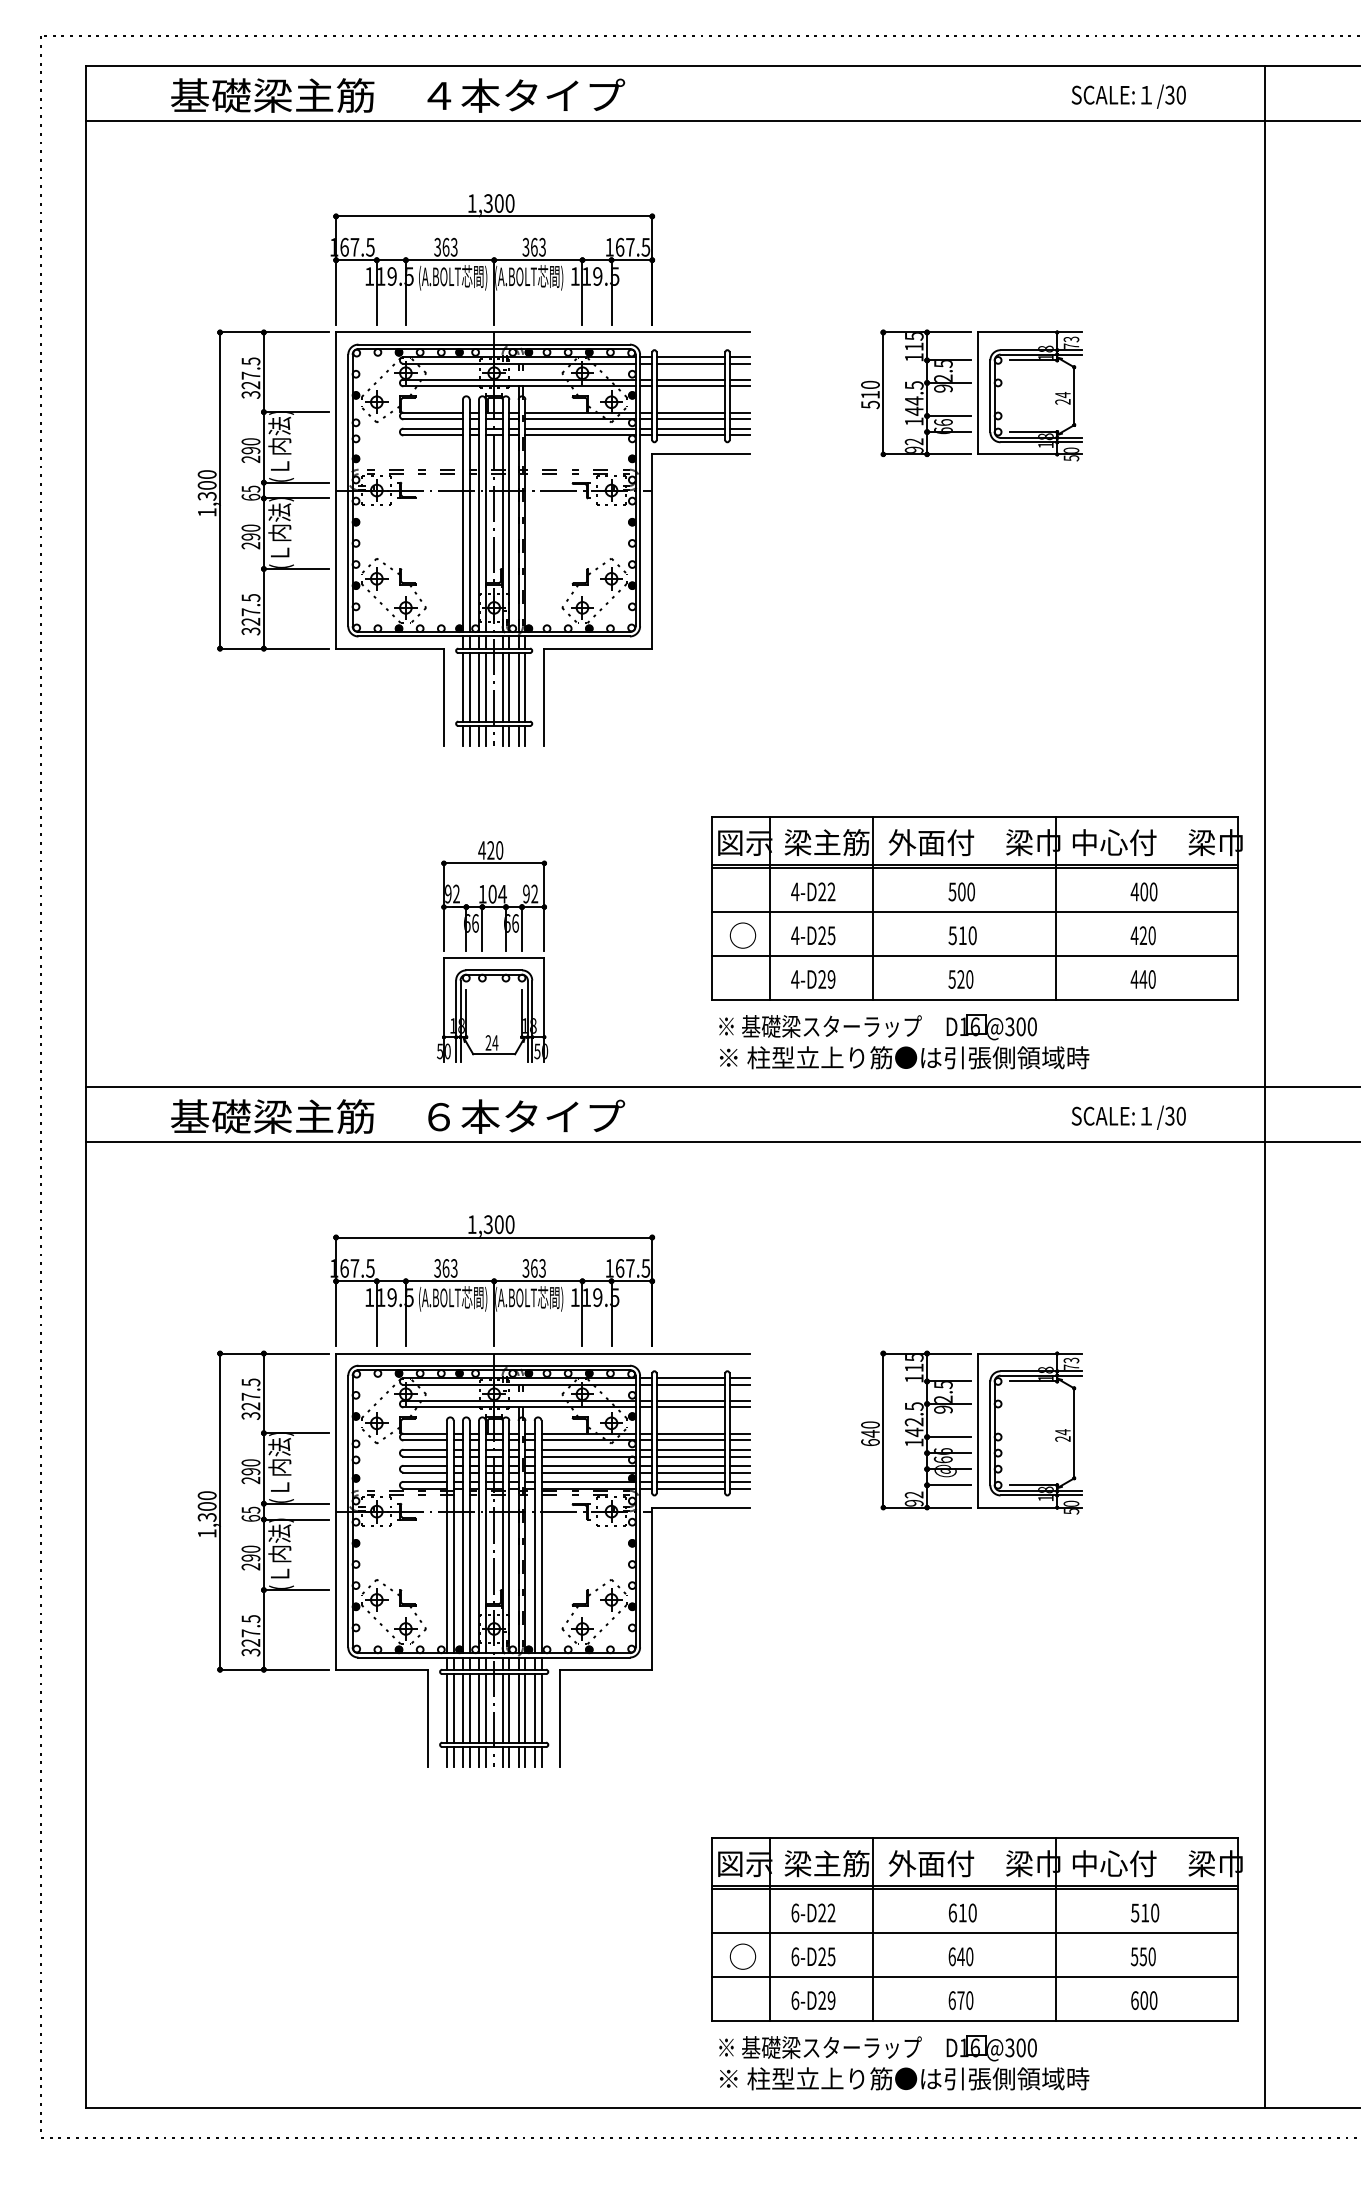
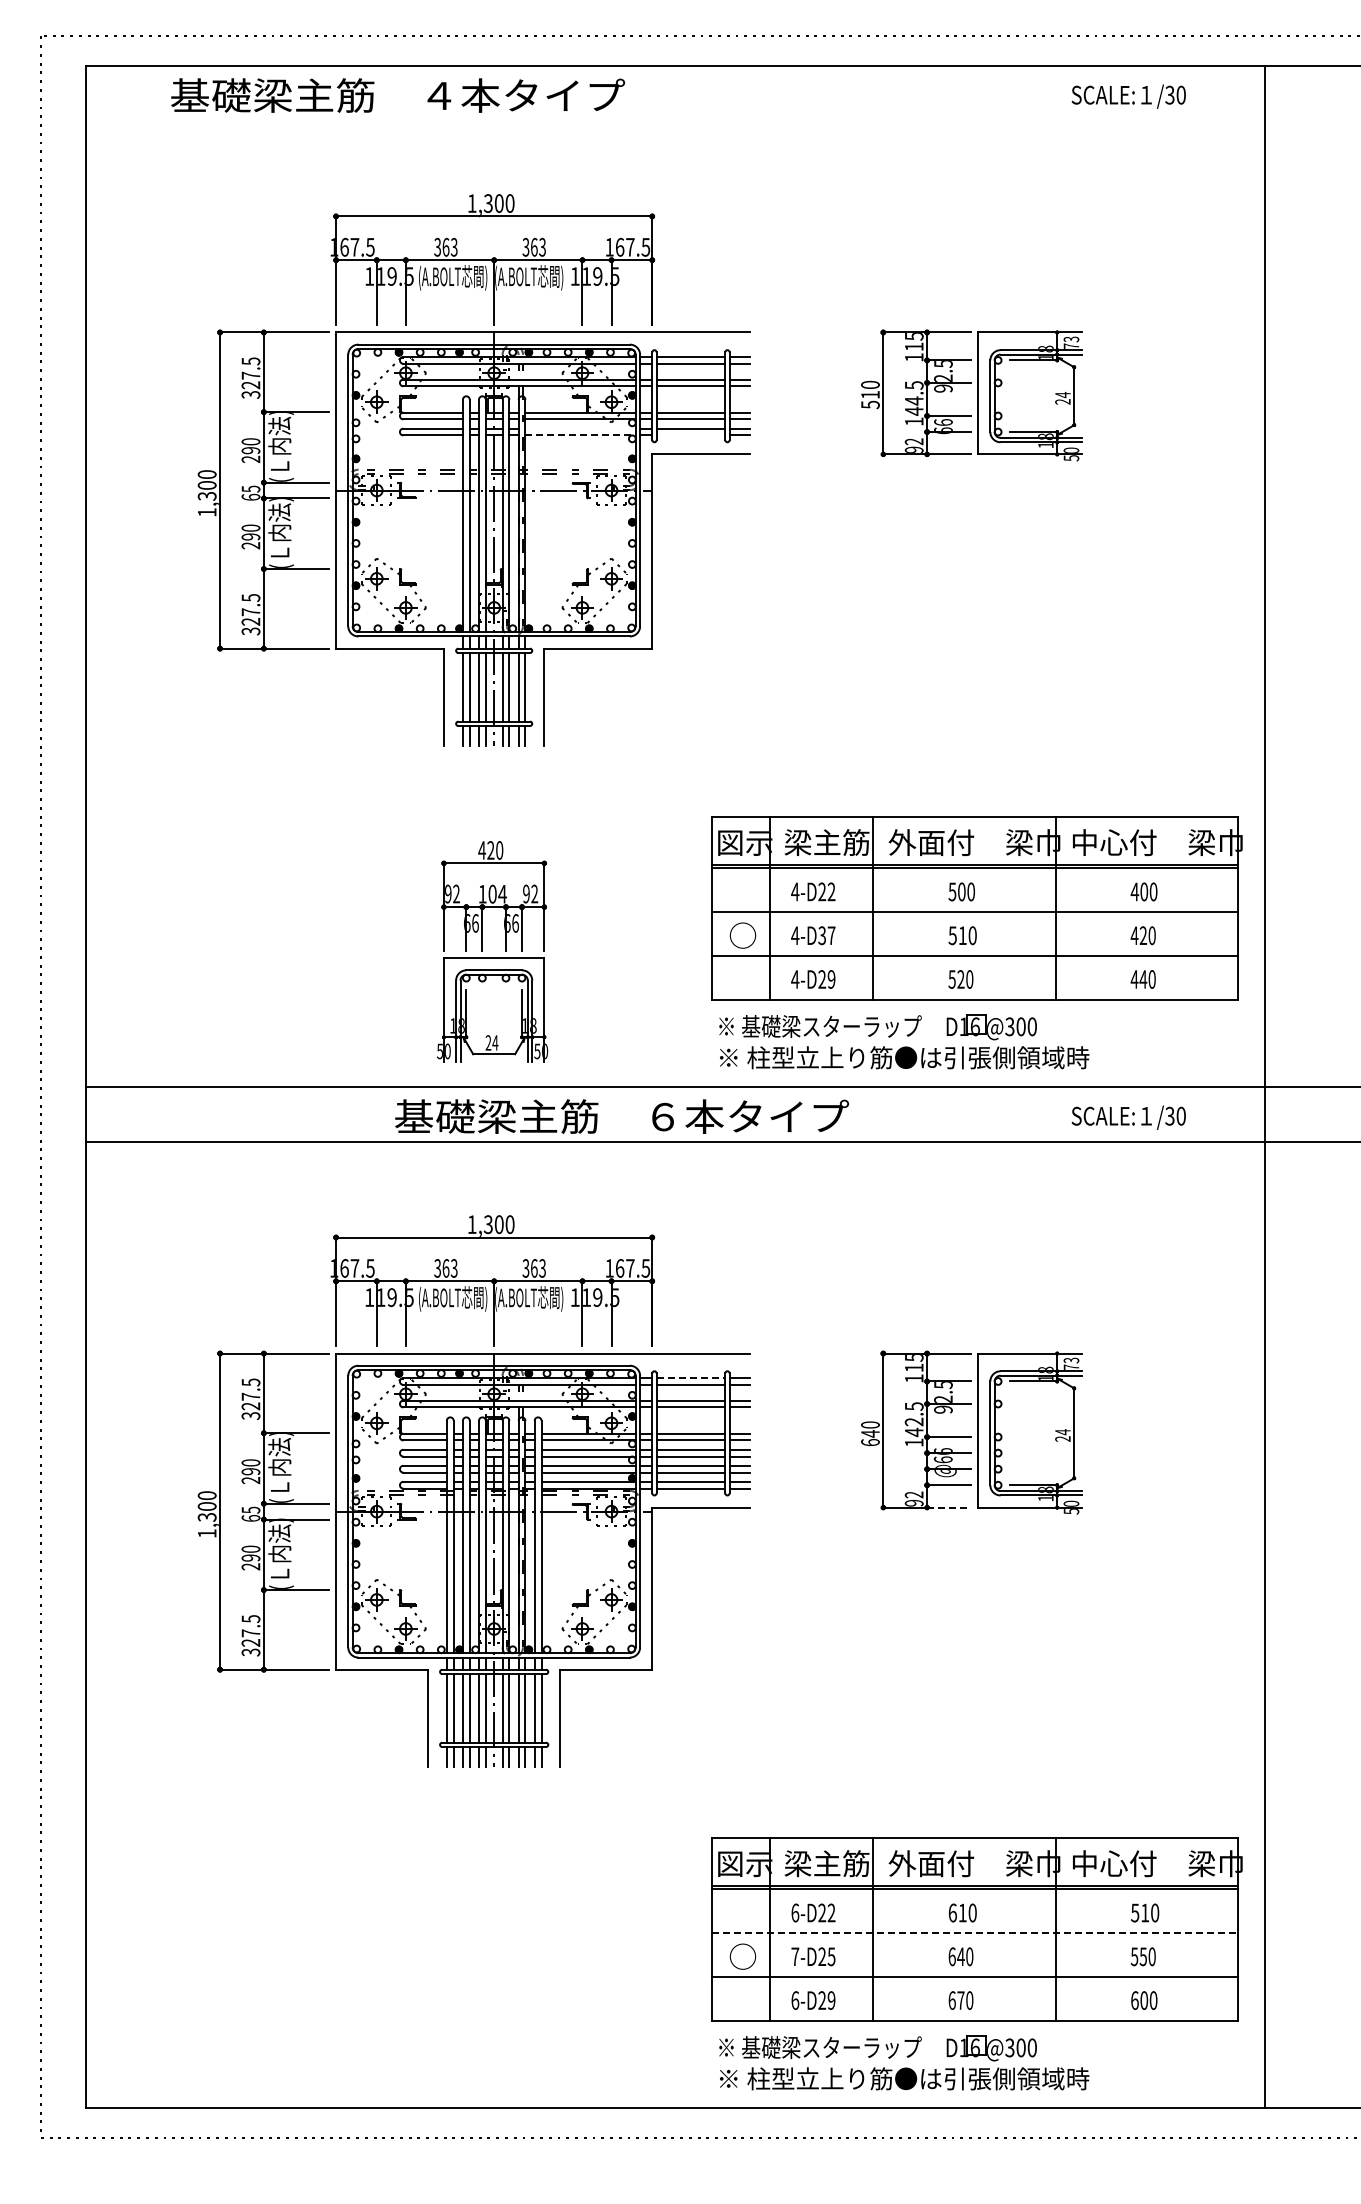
line: present -> none (721, 120)
line: present -> none (580, 428)
line: solid -> dashed (581, 435)
line: present -> none (690, 435)
text: 4-D25 -> 4-D37 (826, 935)
text position: (398, 1116) -> (622, 1116) (622, 1116)
line: solid -> dashed (691, 1378)
line: solid -> dashed (949, 1507)
line: solid -> dashed (974, 1933)
text: 6-D25 -> 7-D25 (795, 1956)
